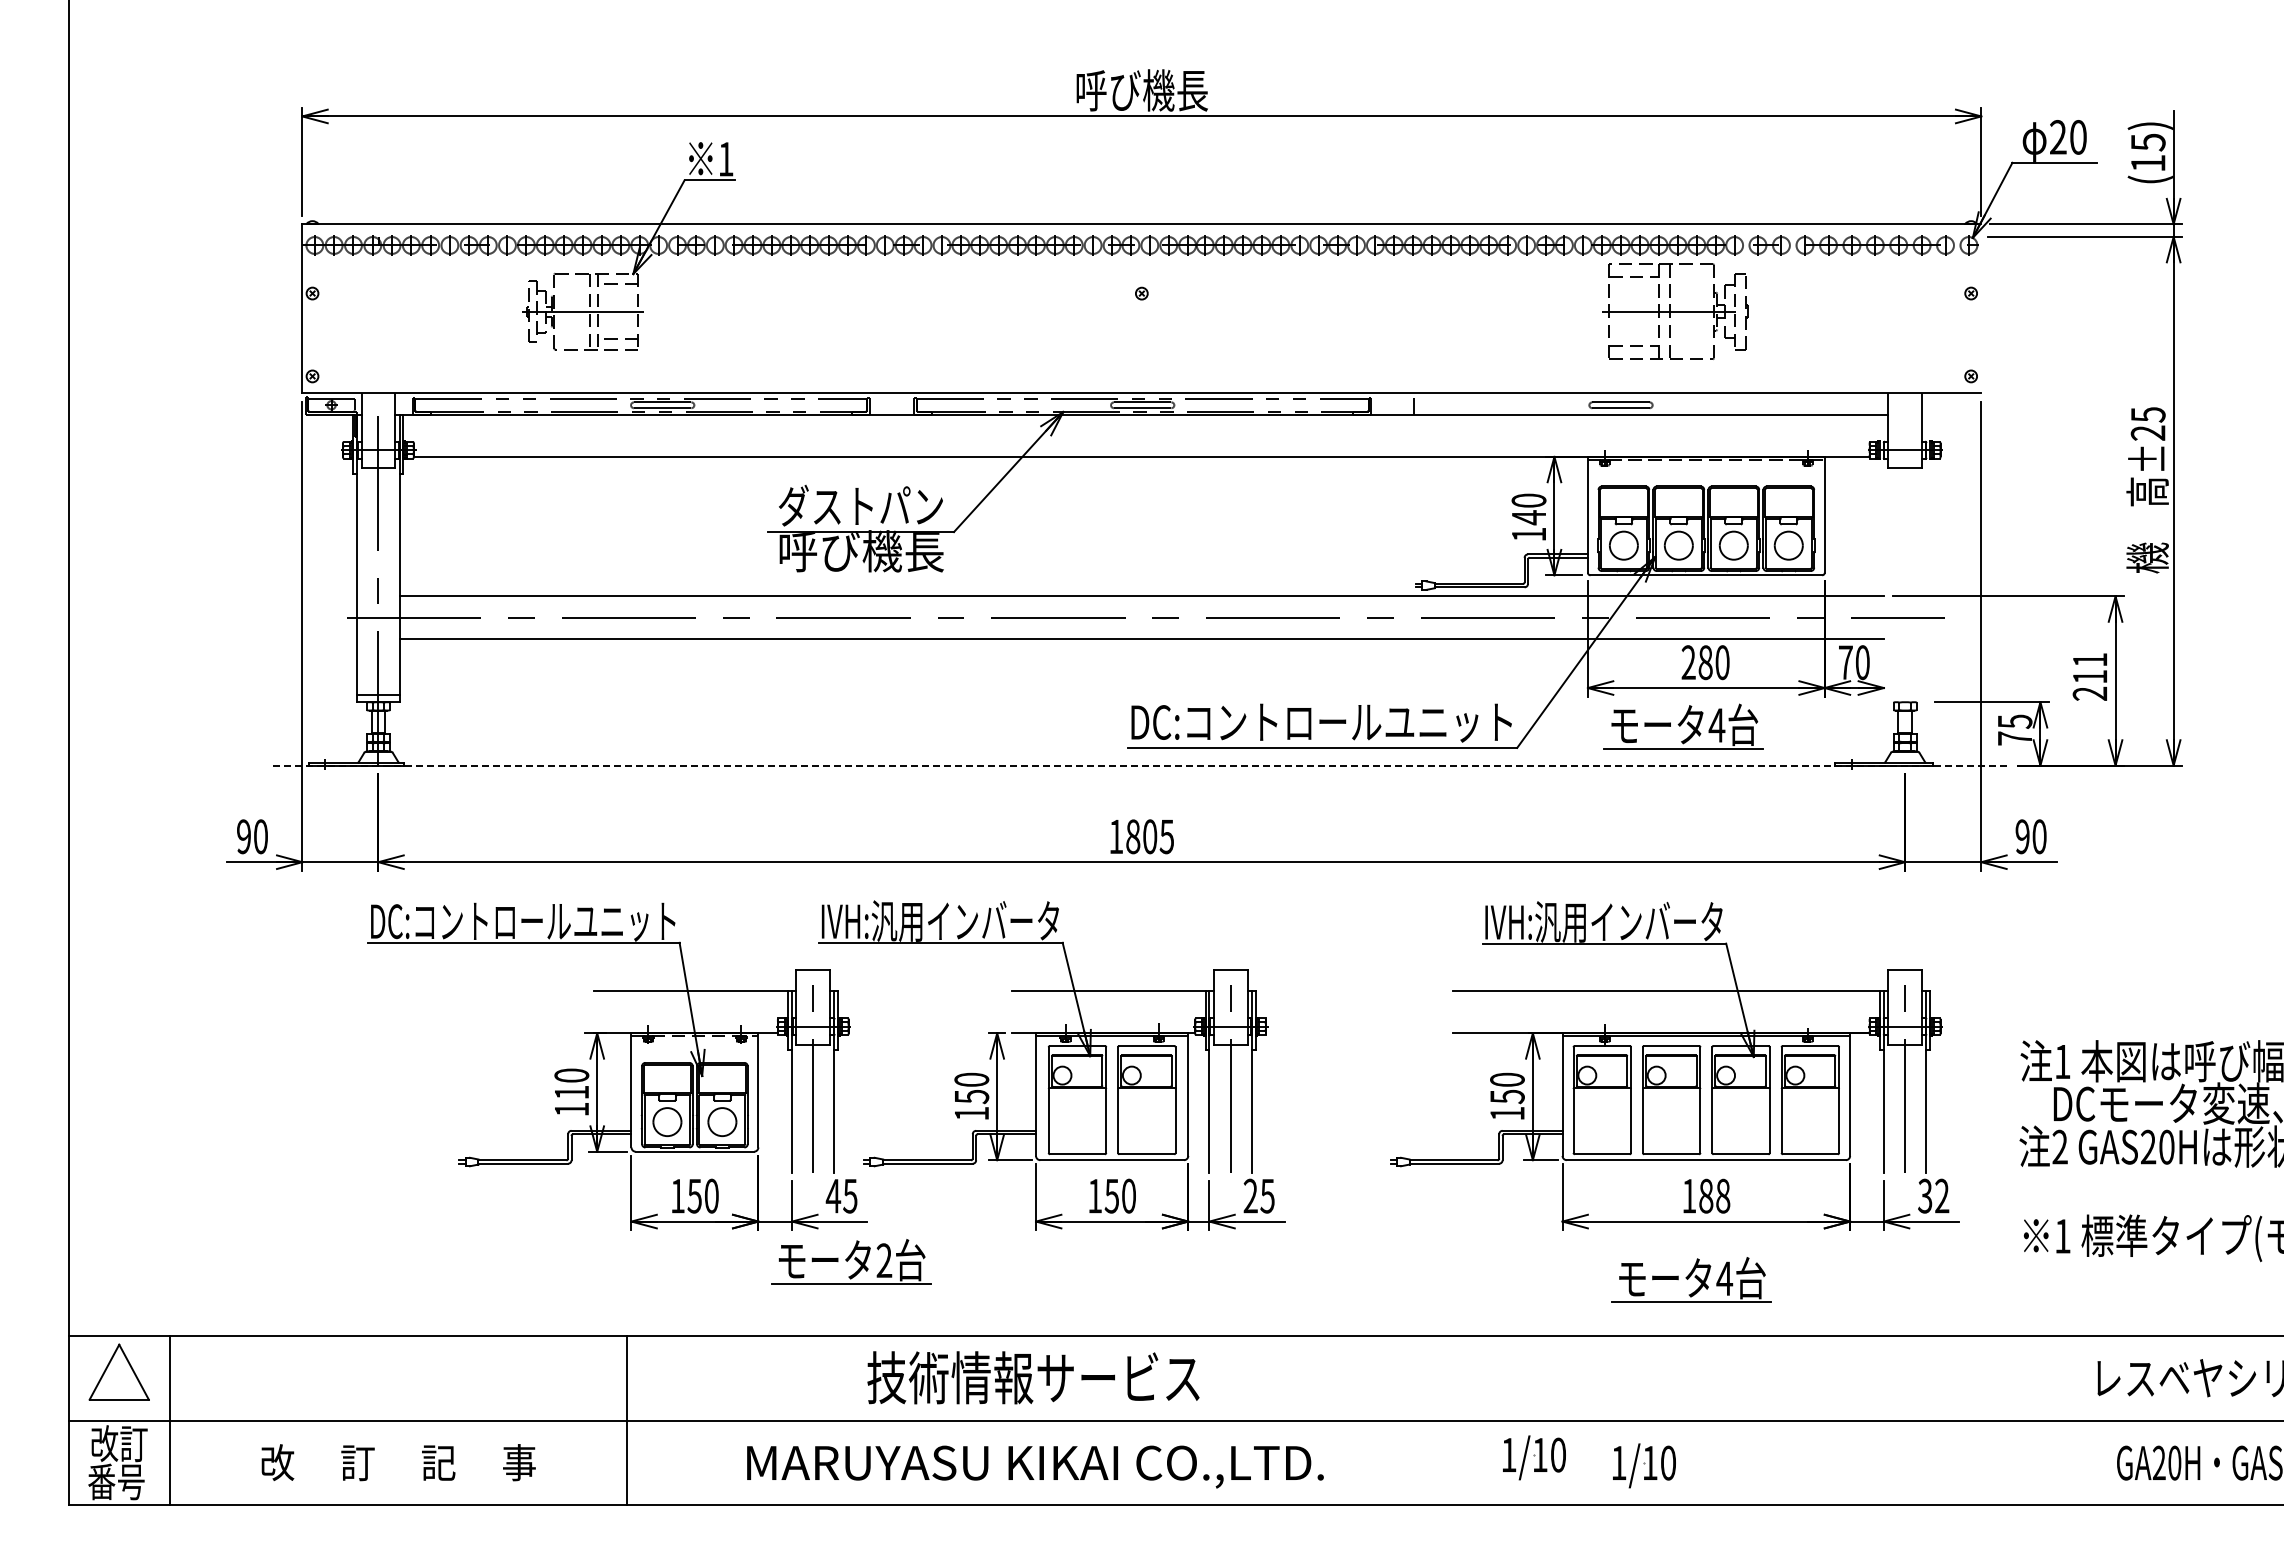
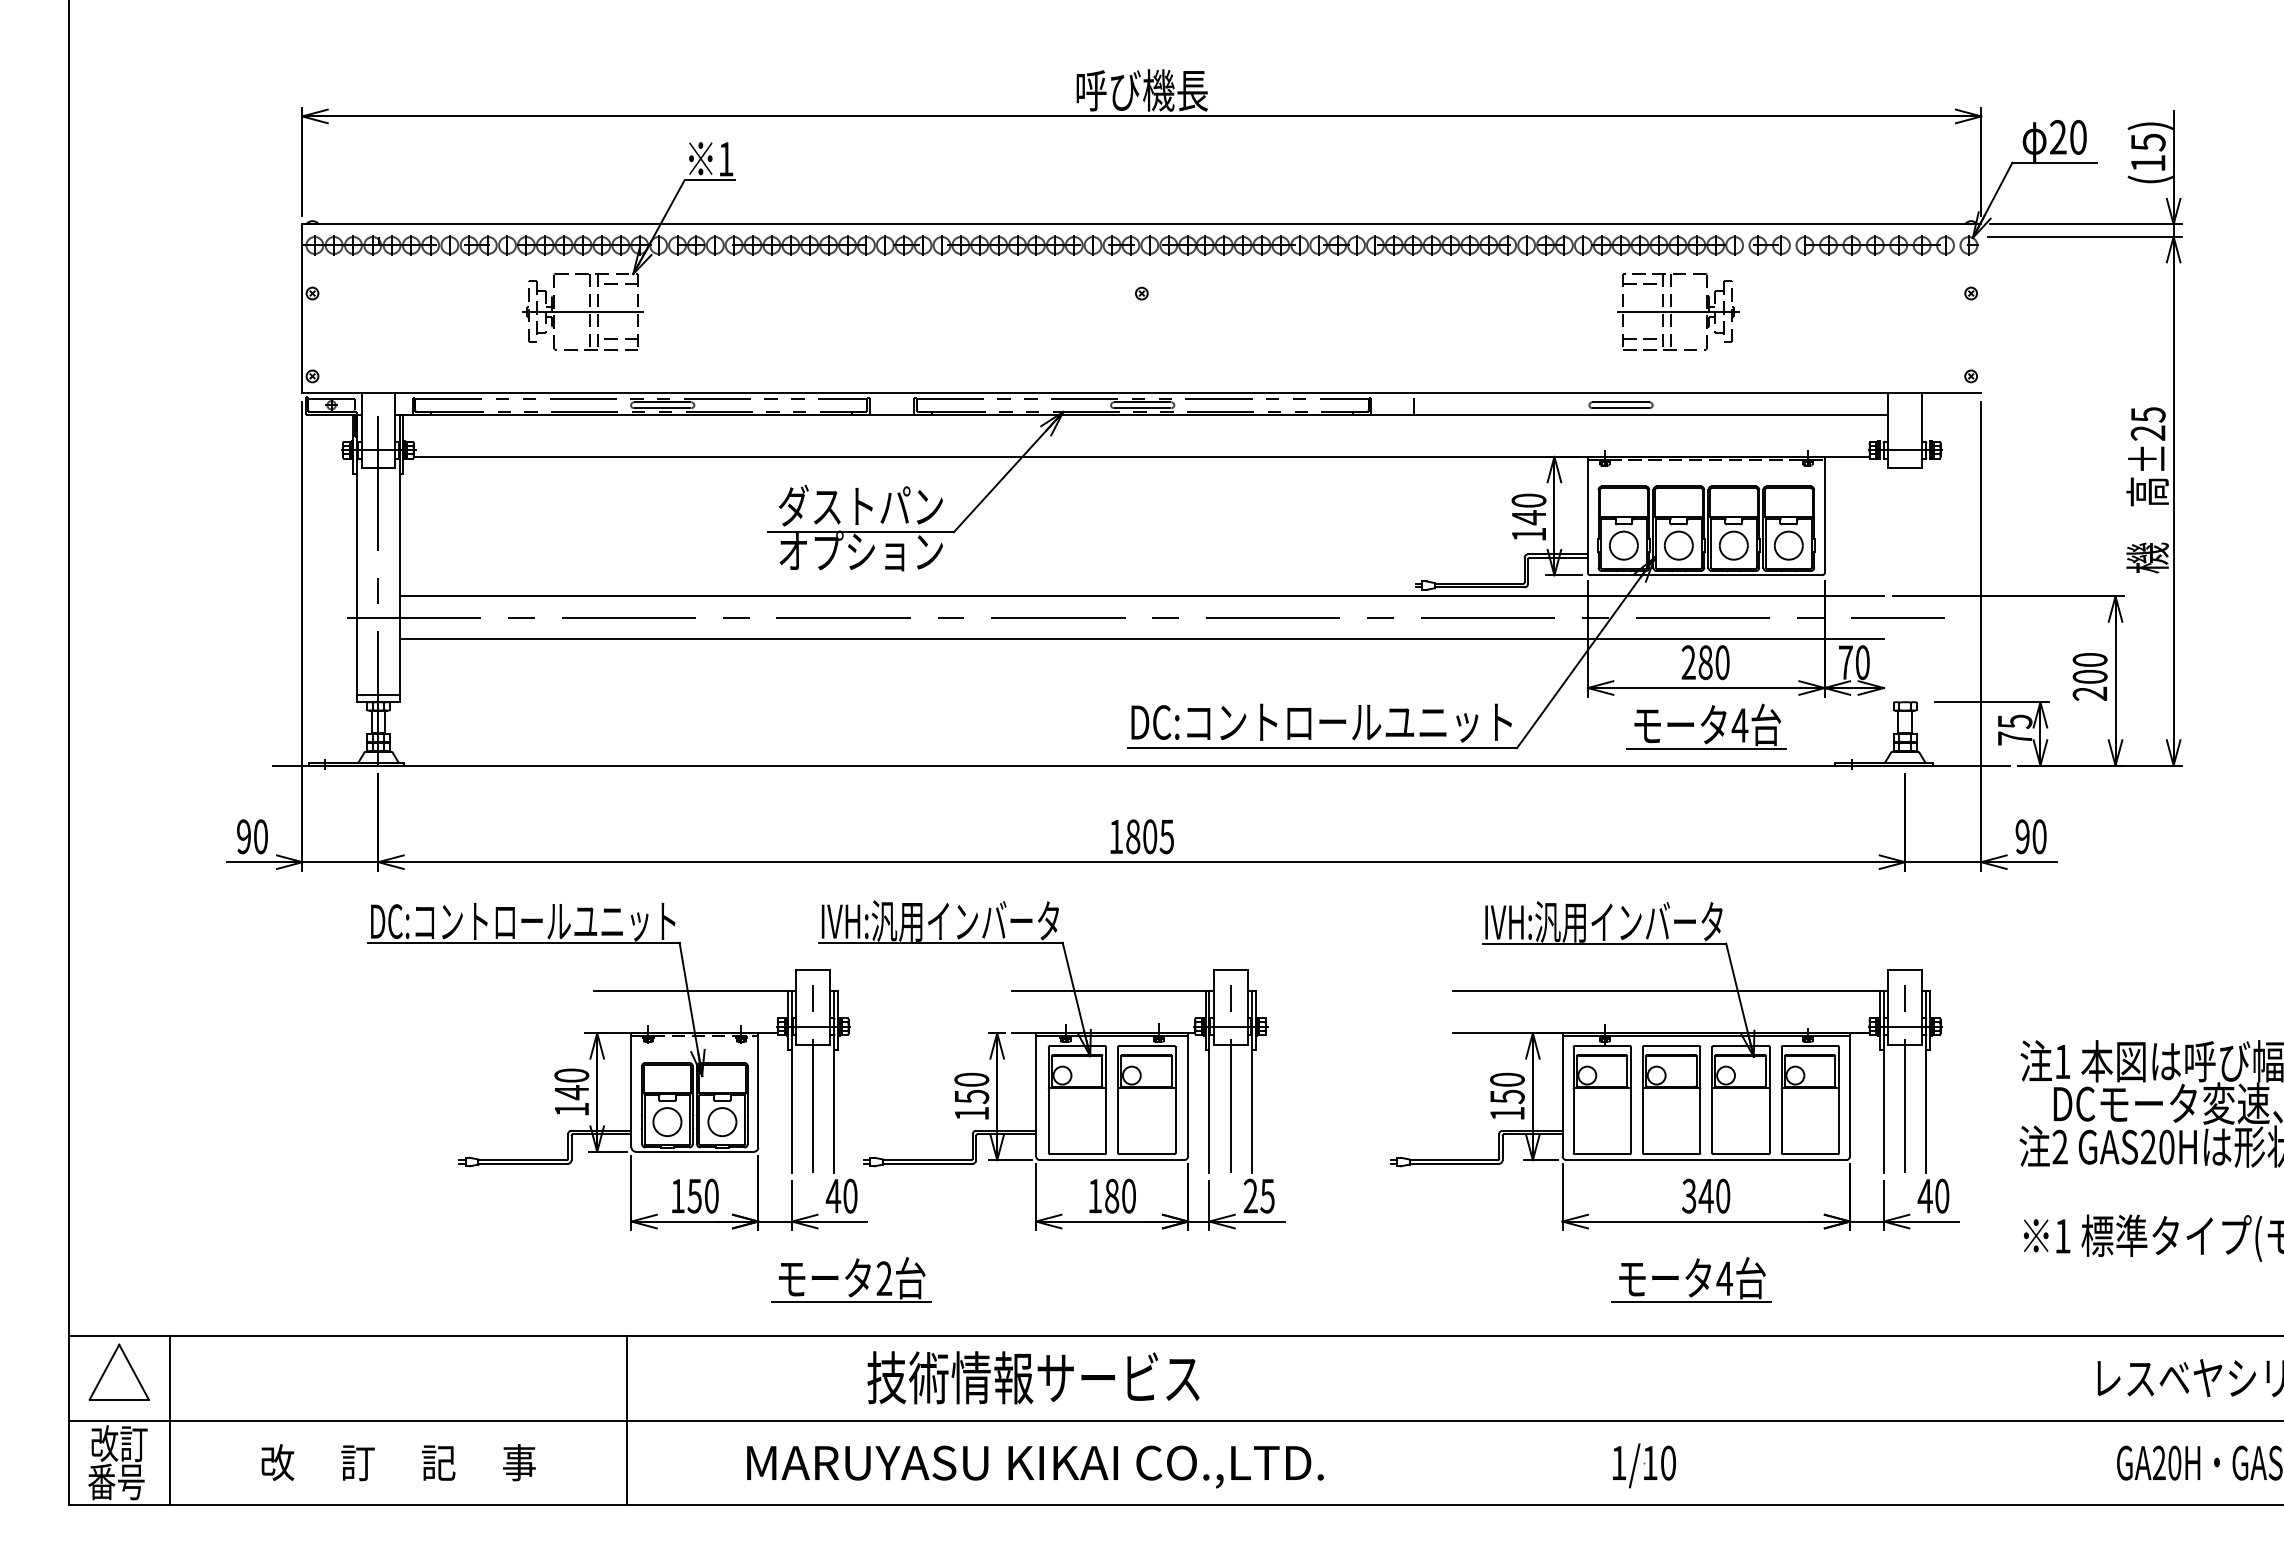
part size: 147x97 px -> 123x79 px (1678, 311)
text: 呼び機長 -> オプション (861, 551)
text: 211 -> 200 (2089, 668)
part position: (1683, 726) -> (1706, 726) (1706, 726)
line: dashed -> solid (1141, 765)
text: 110 -> 140 (571, 1092)
text: 45 -> 40 (850, 1195)
text: 150 -> 180 (1111, 1195)
text: 188 -> 340 (1706, 1195)
text: 32 -> 40 (1933, 1195)
part position: (851, 1261) -> (851, 1279) (851, 1279)
part: present -> none (1534, 1457)
